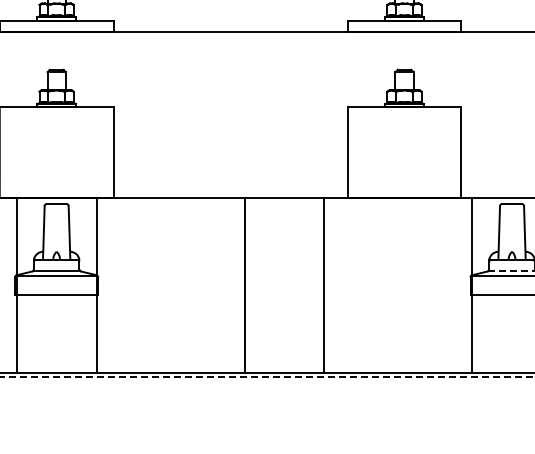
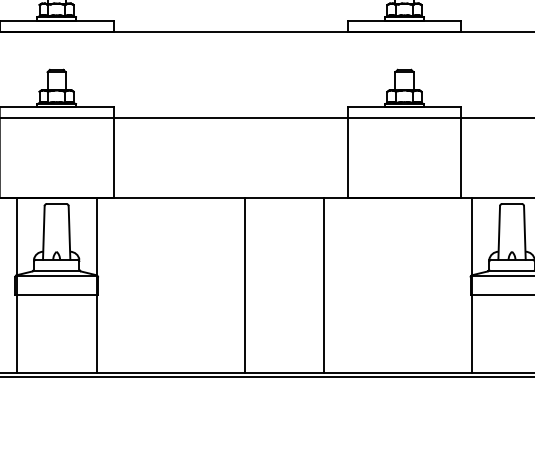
line: none -> present (266, 118)
line: dashed -> solid (512, 271)
line: dashed -> solid (267, 377)
